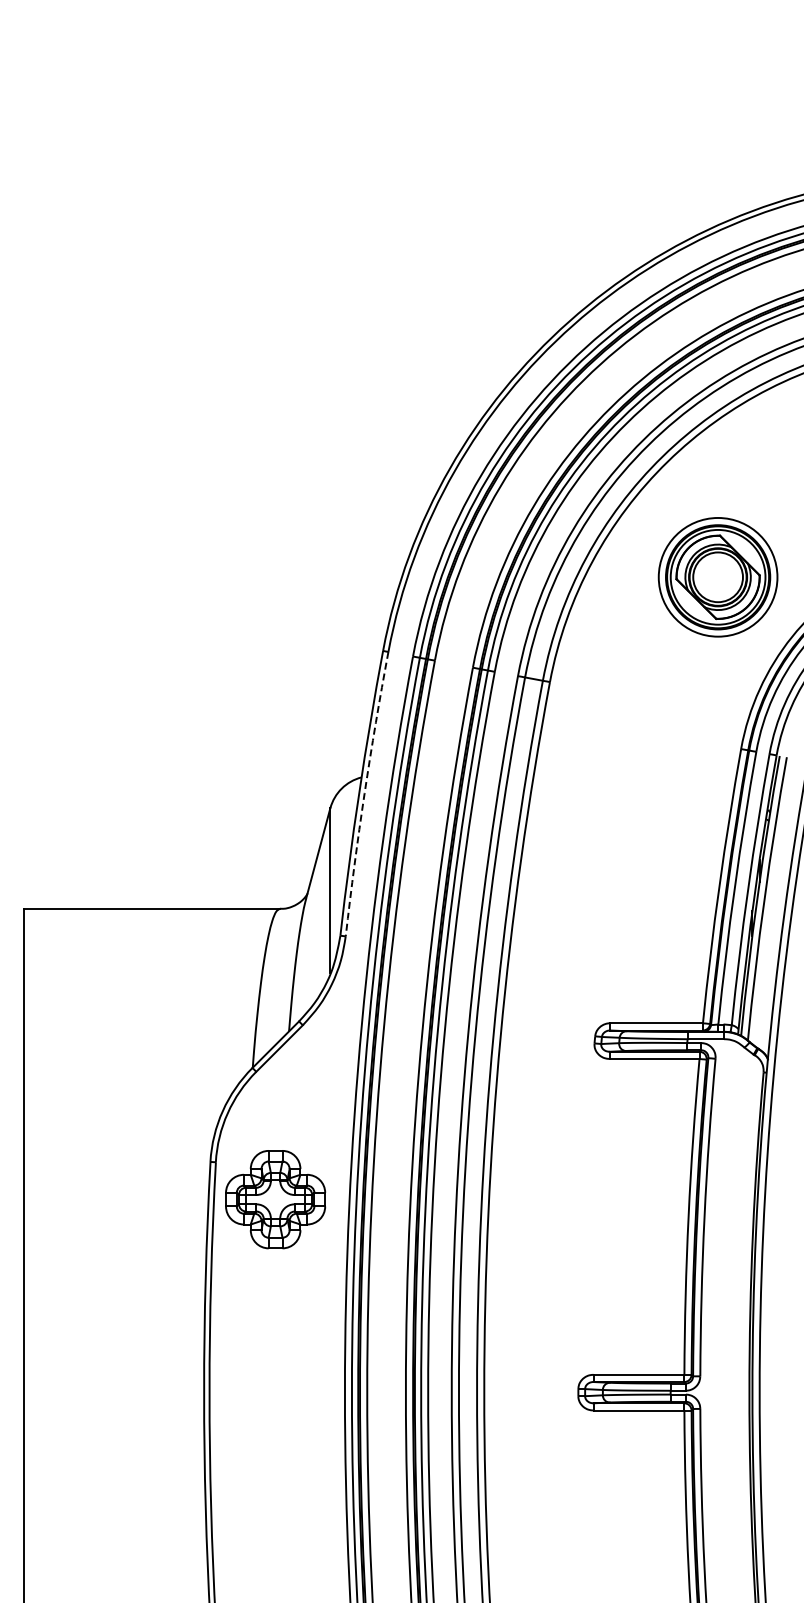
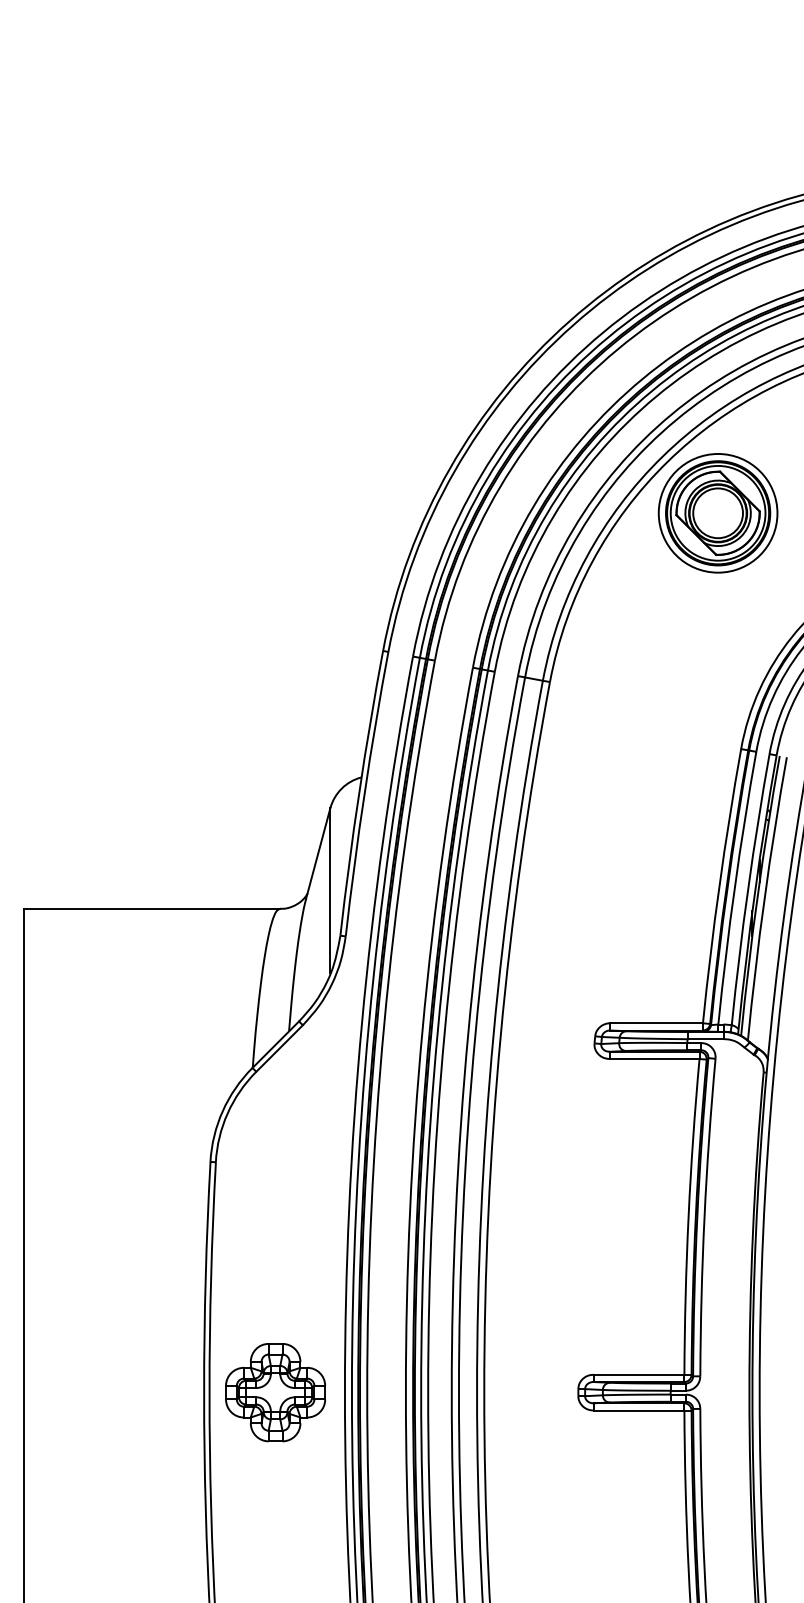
part position: (717, 577) -> (717, 513) (717, 513)
arc: dashed -> solid (364, 793)
part position: (275, 1199) -> (275, 1392) (275, 1392)
